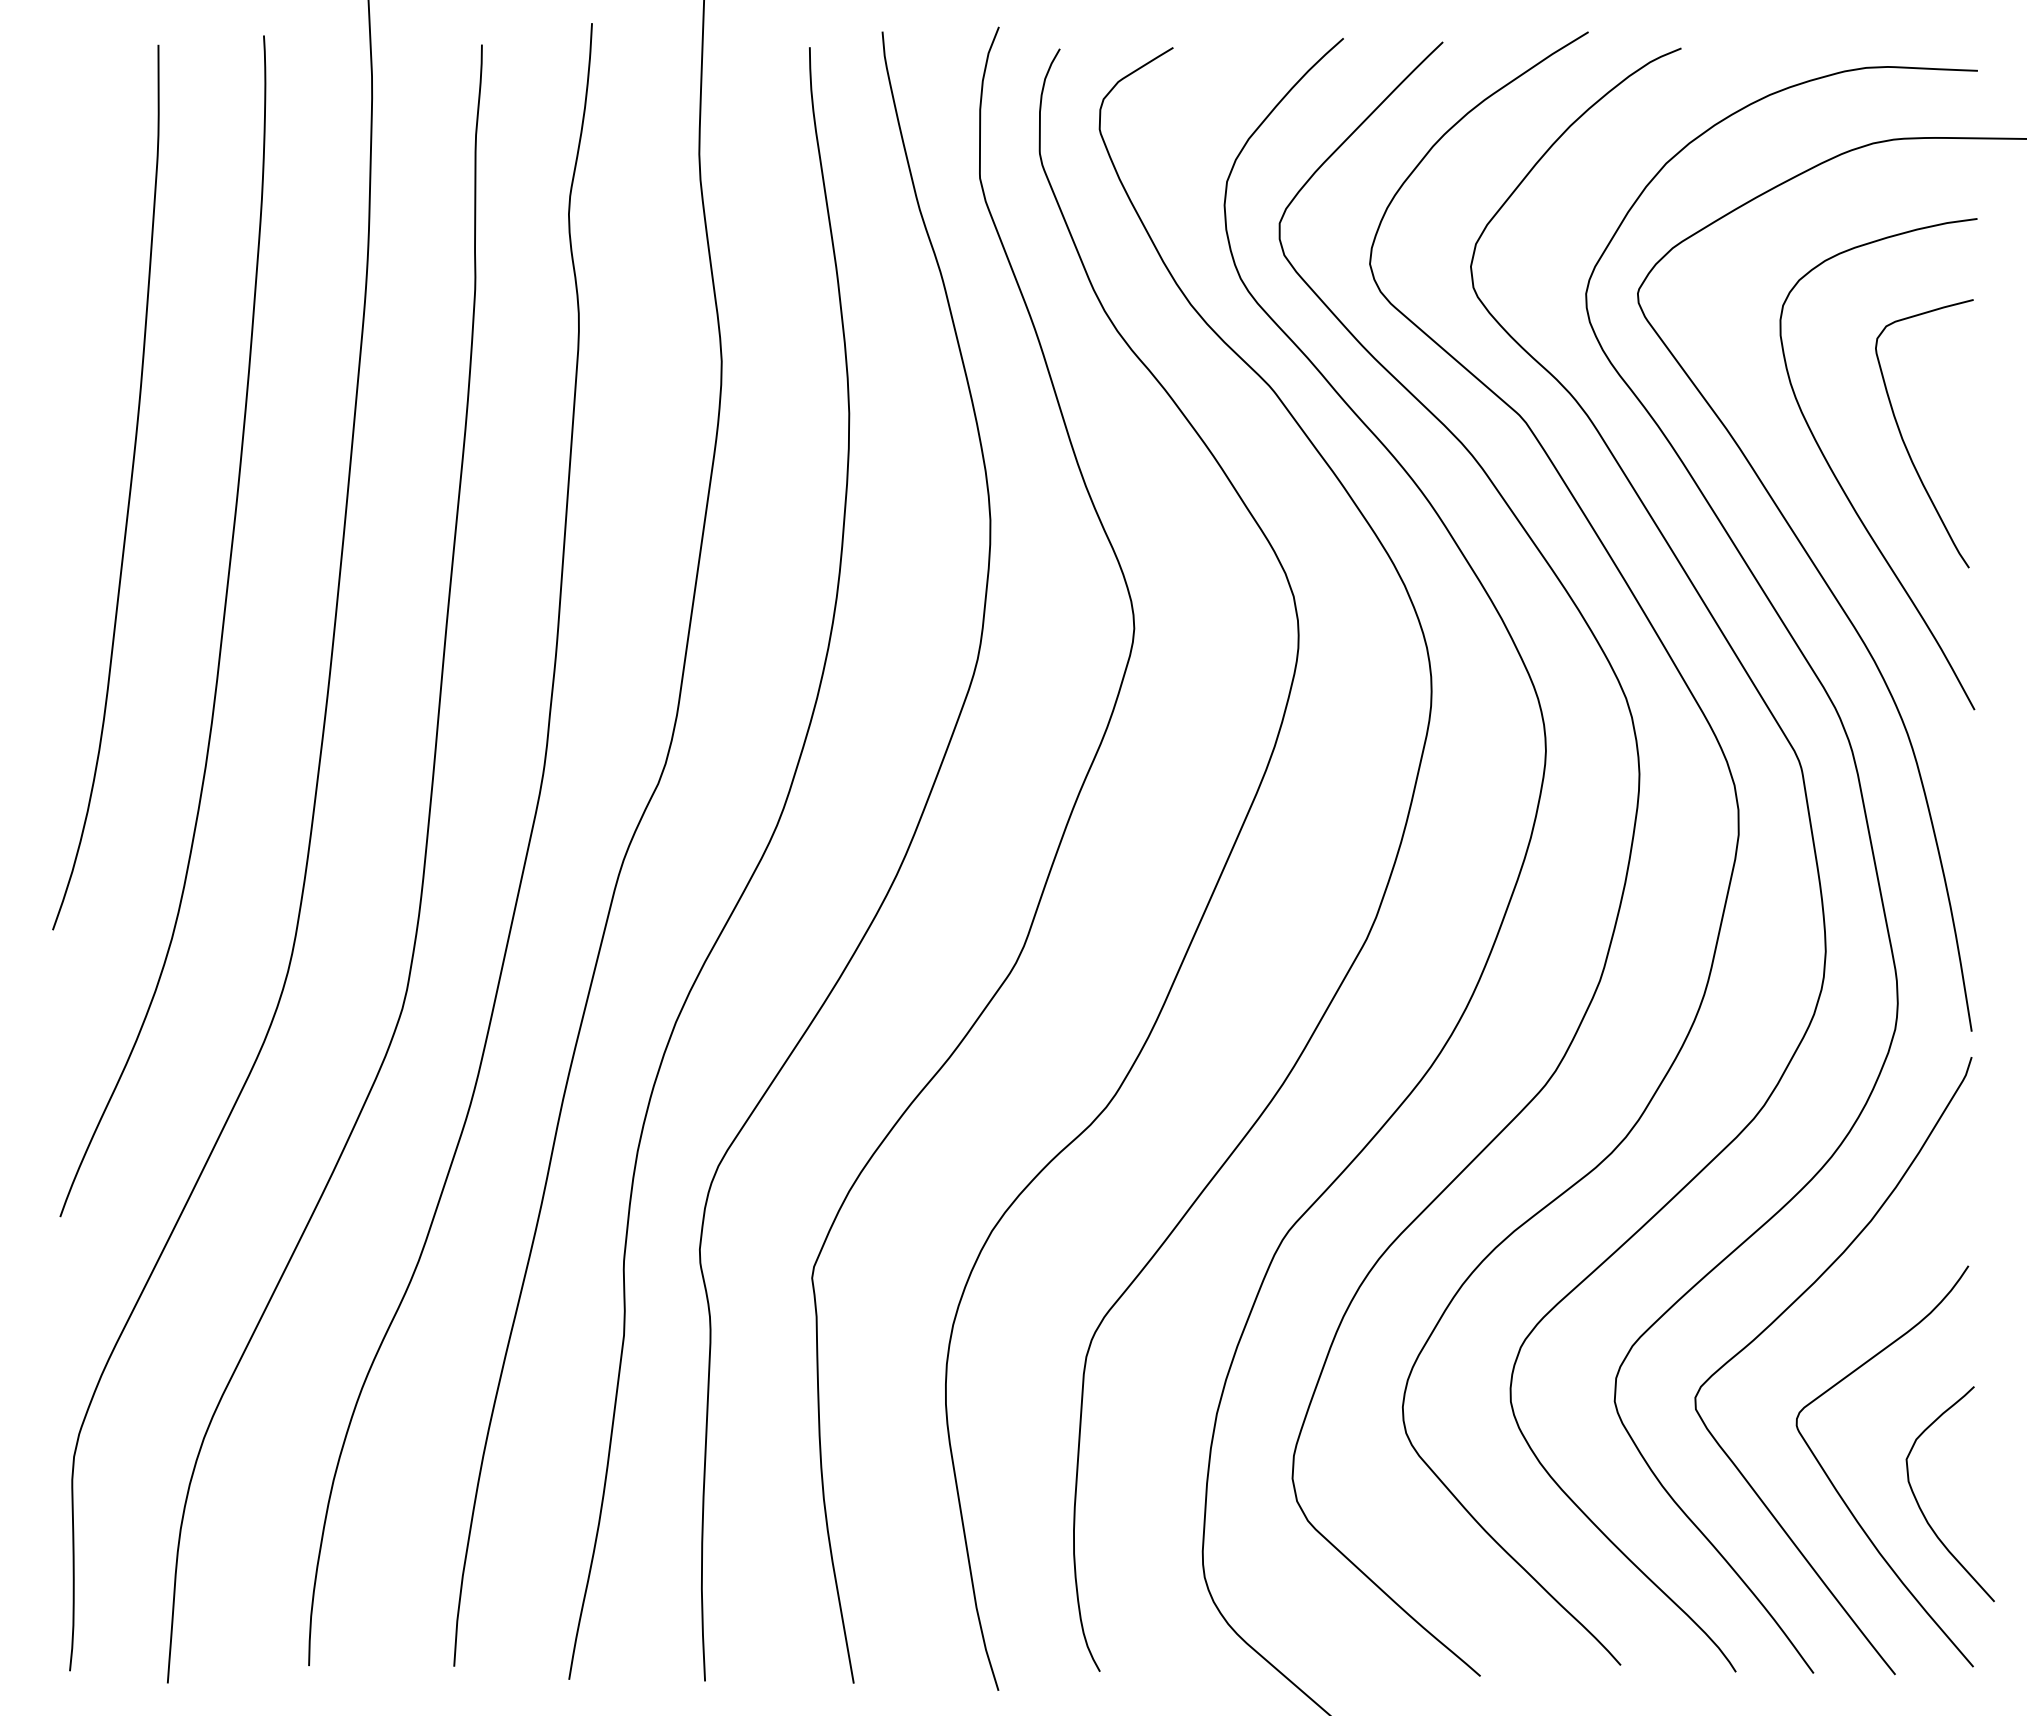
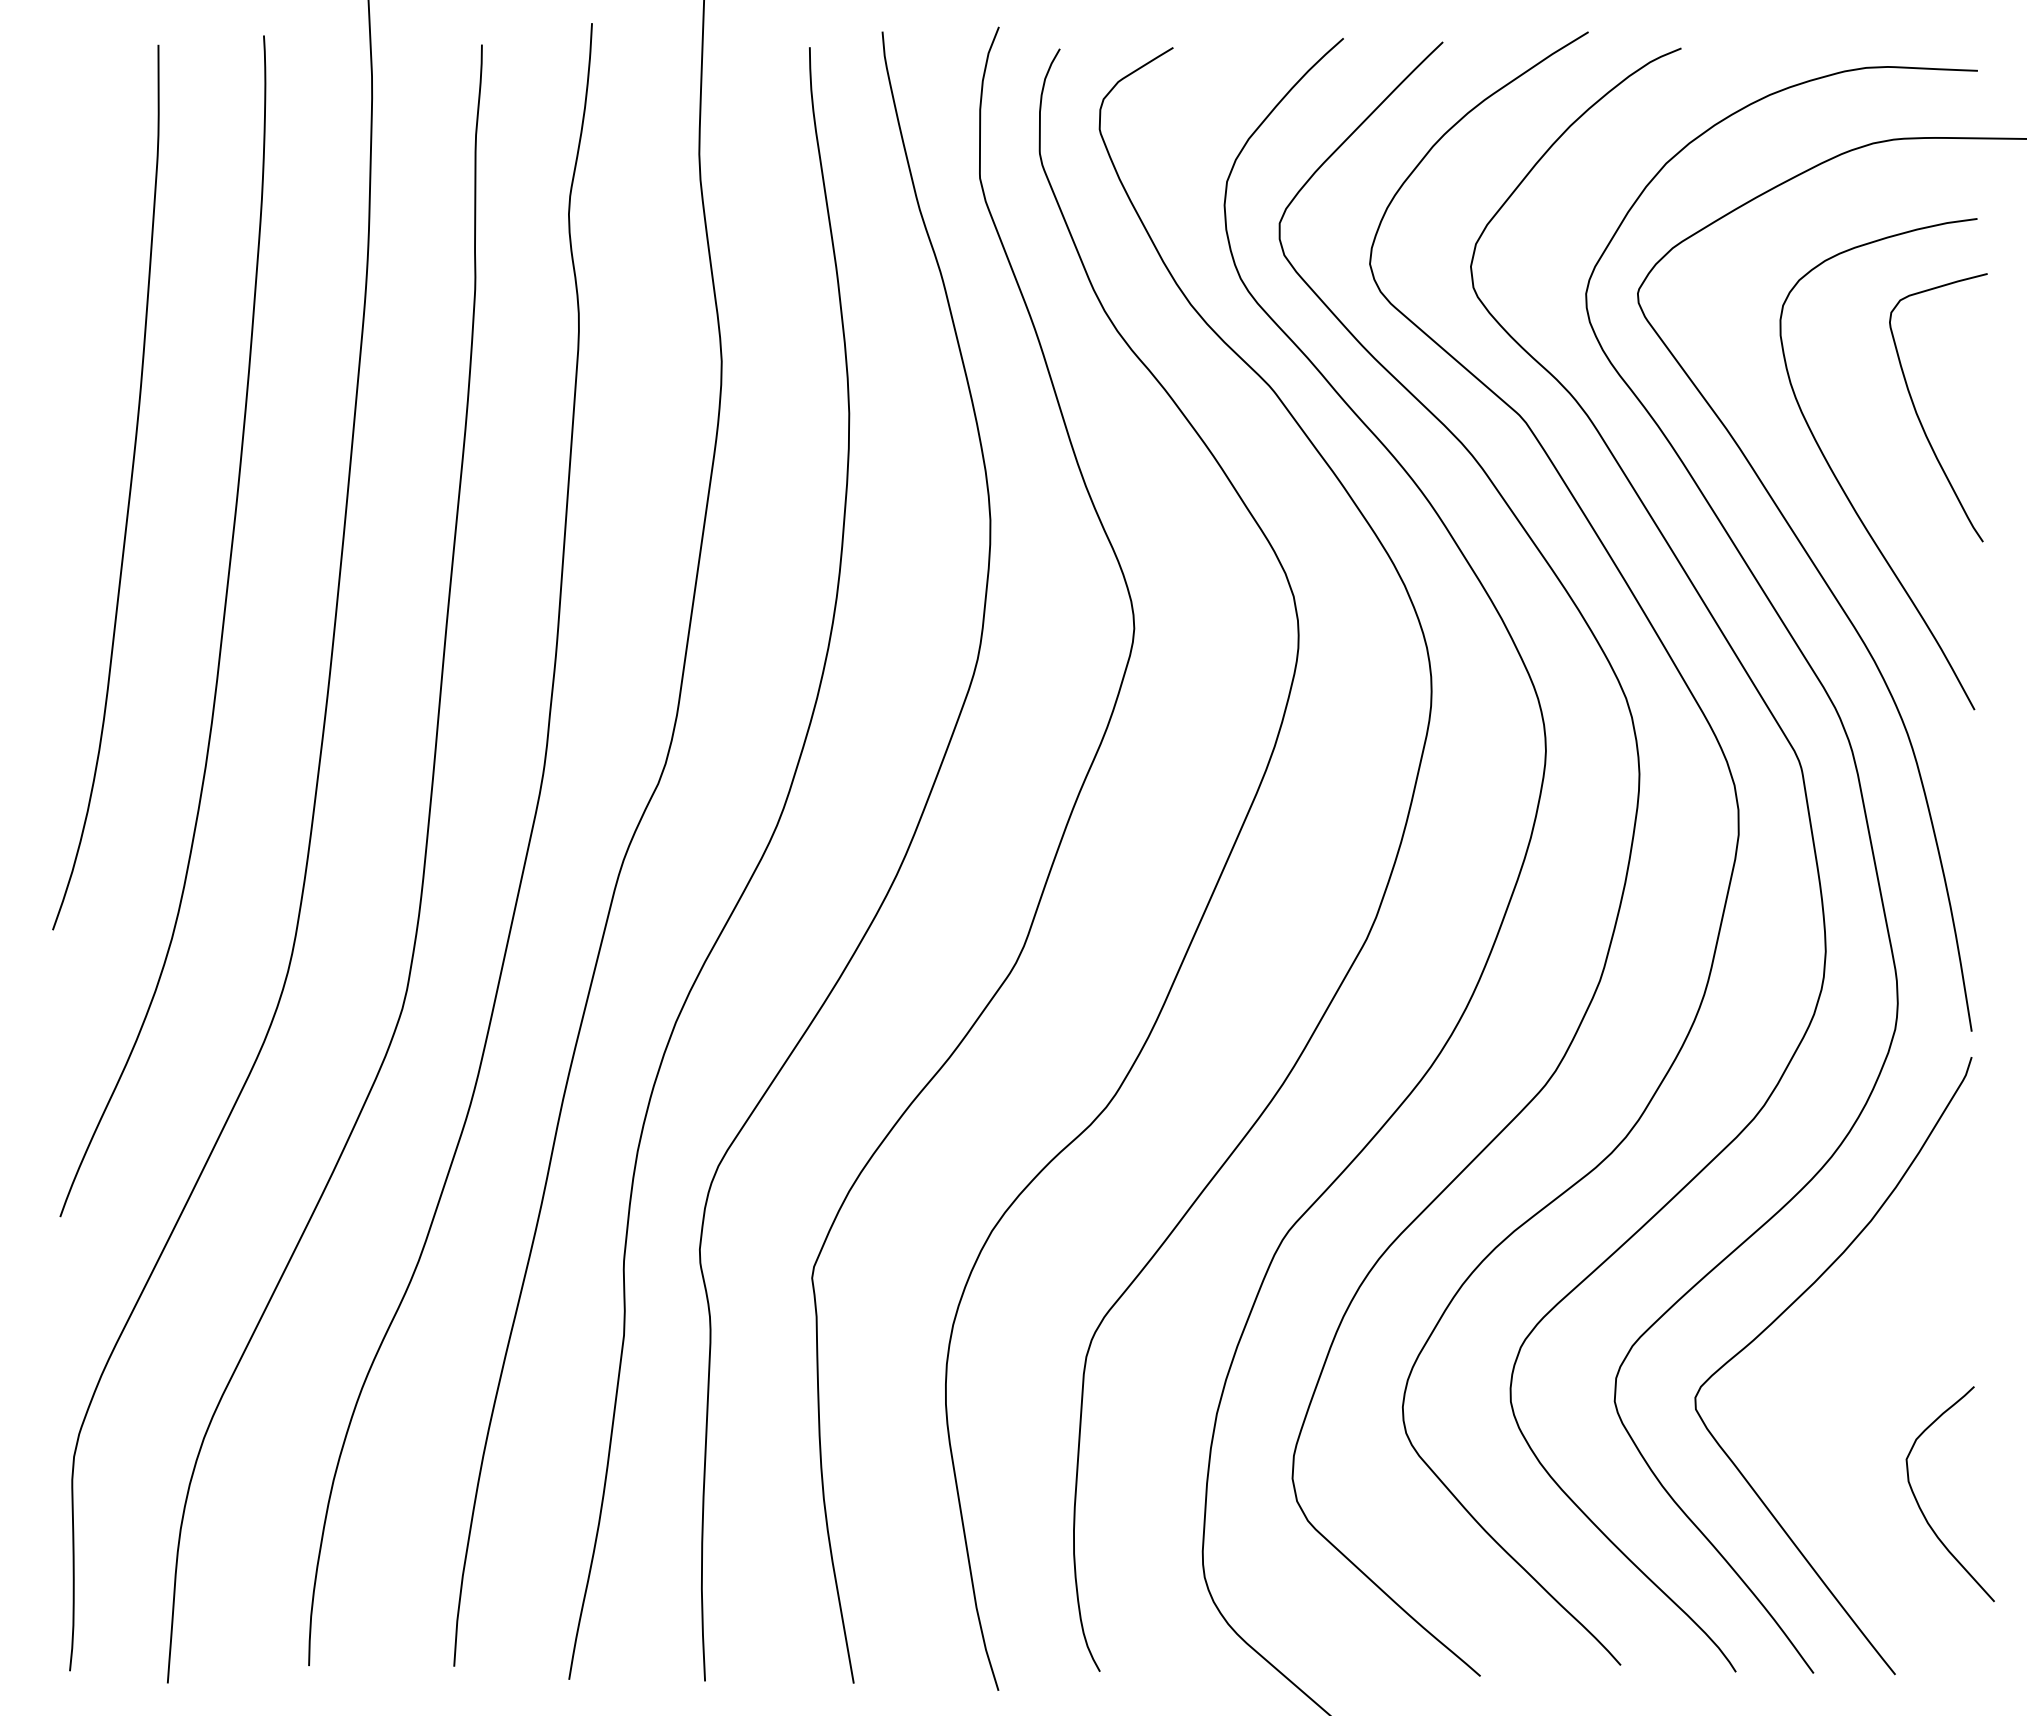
curve position: (1905, 443) -> (1919, 417) (1919, 417)
curve: present -> none (1840, 1494)
